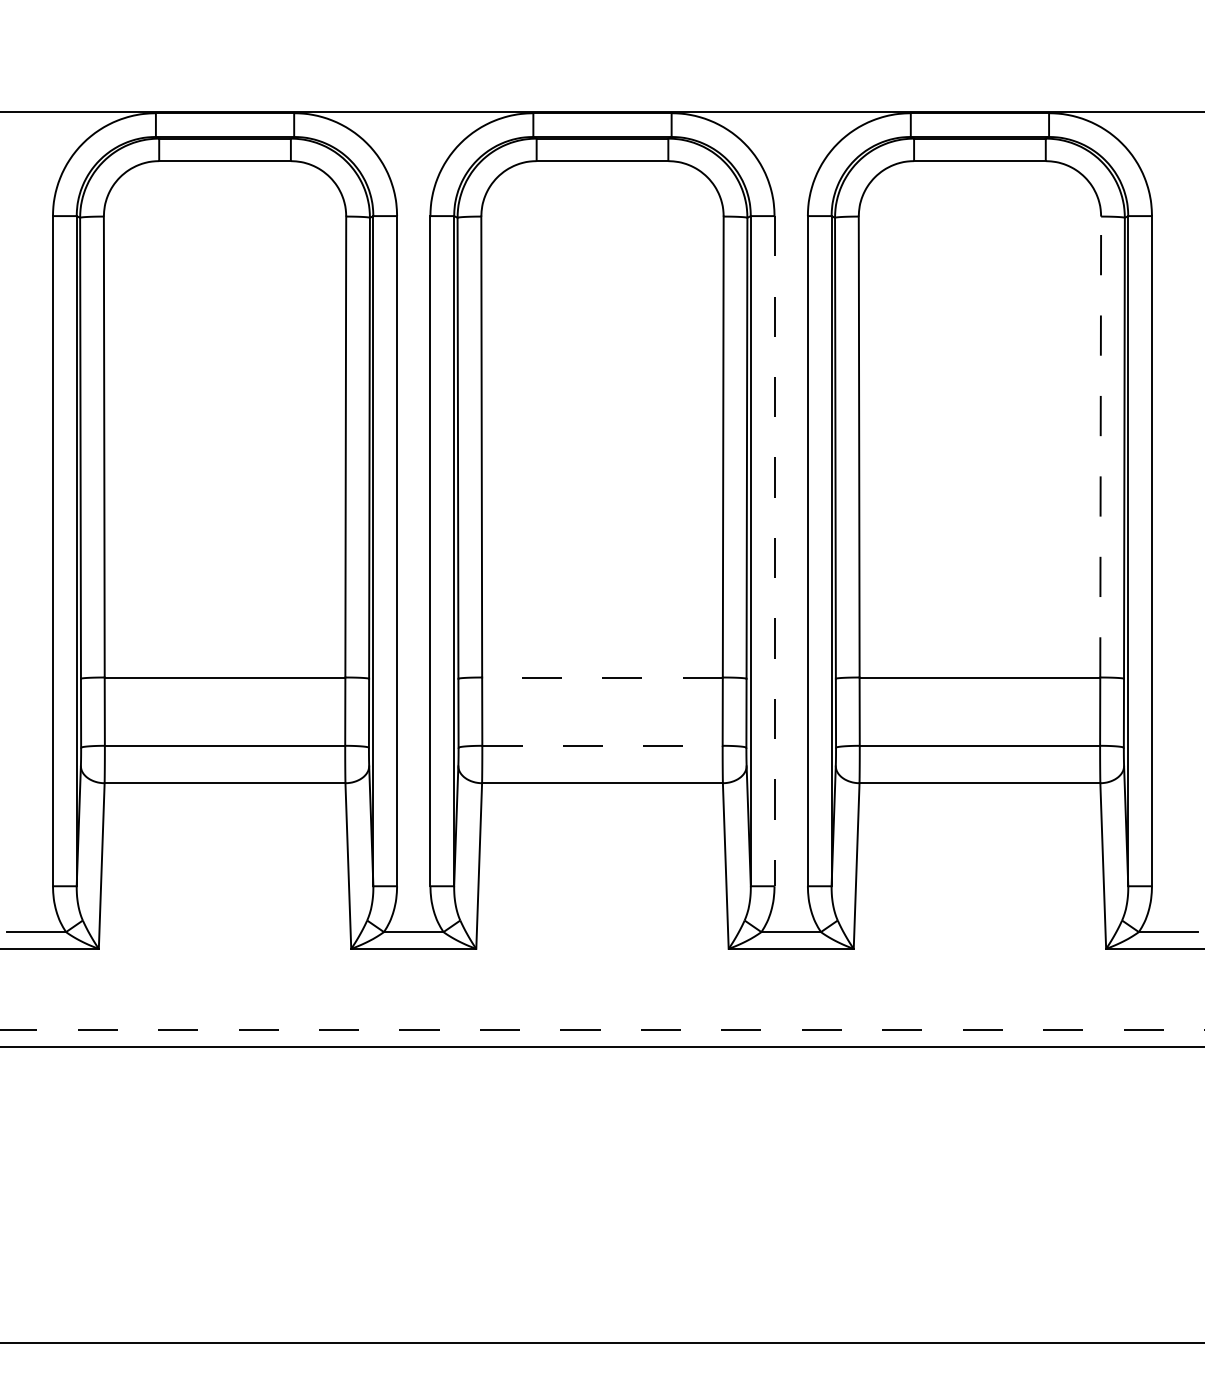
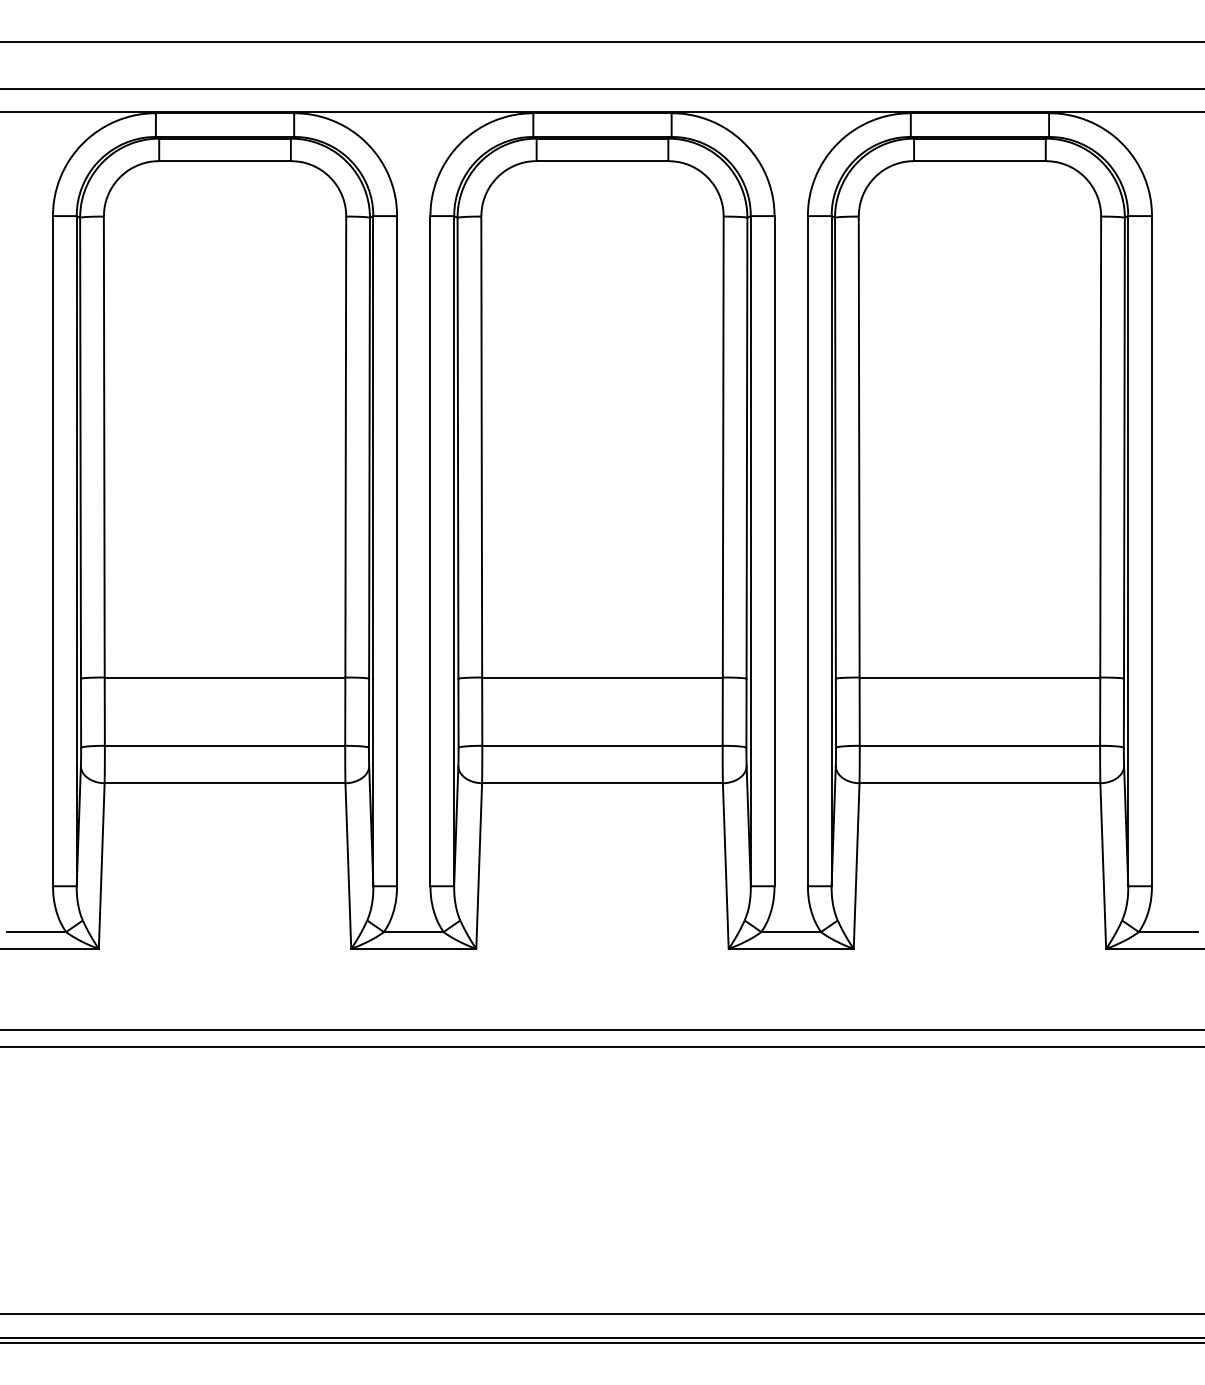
line: none -> present (601, 41)
line: none -> present (601, 88)
line: dashed -> solid (1100, 446)
line: dashed -> solid (774, 551)
line: dashed -> solid (602, 677)
line: dashed -> solid (602, 745)
line: dashed -> solid (603, 1030)
line: none -> present (601, 1313)
line: none -> present (601, 1337)
